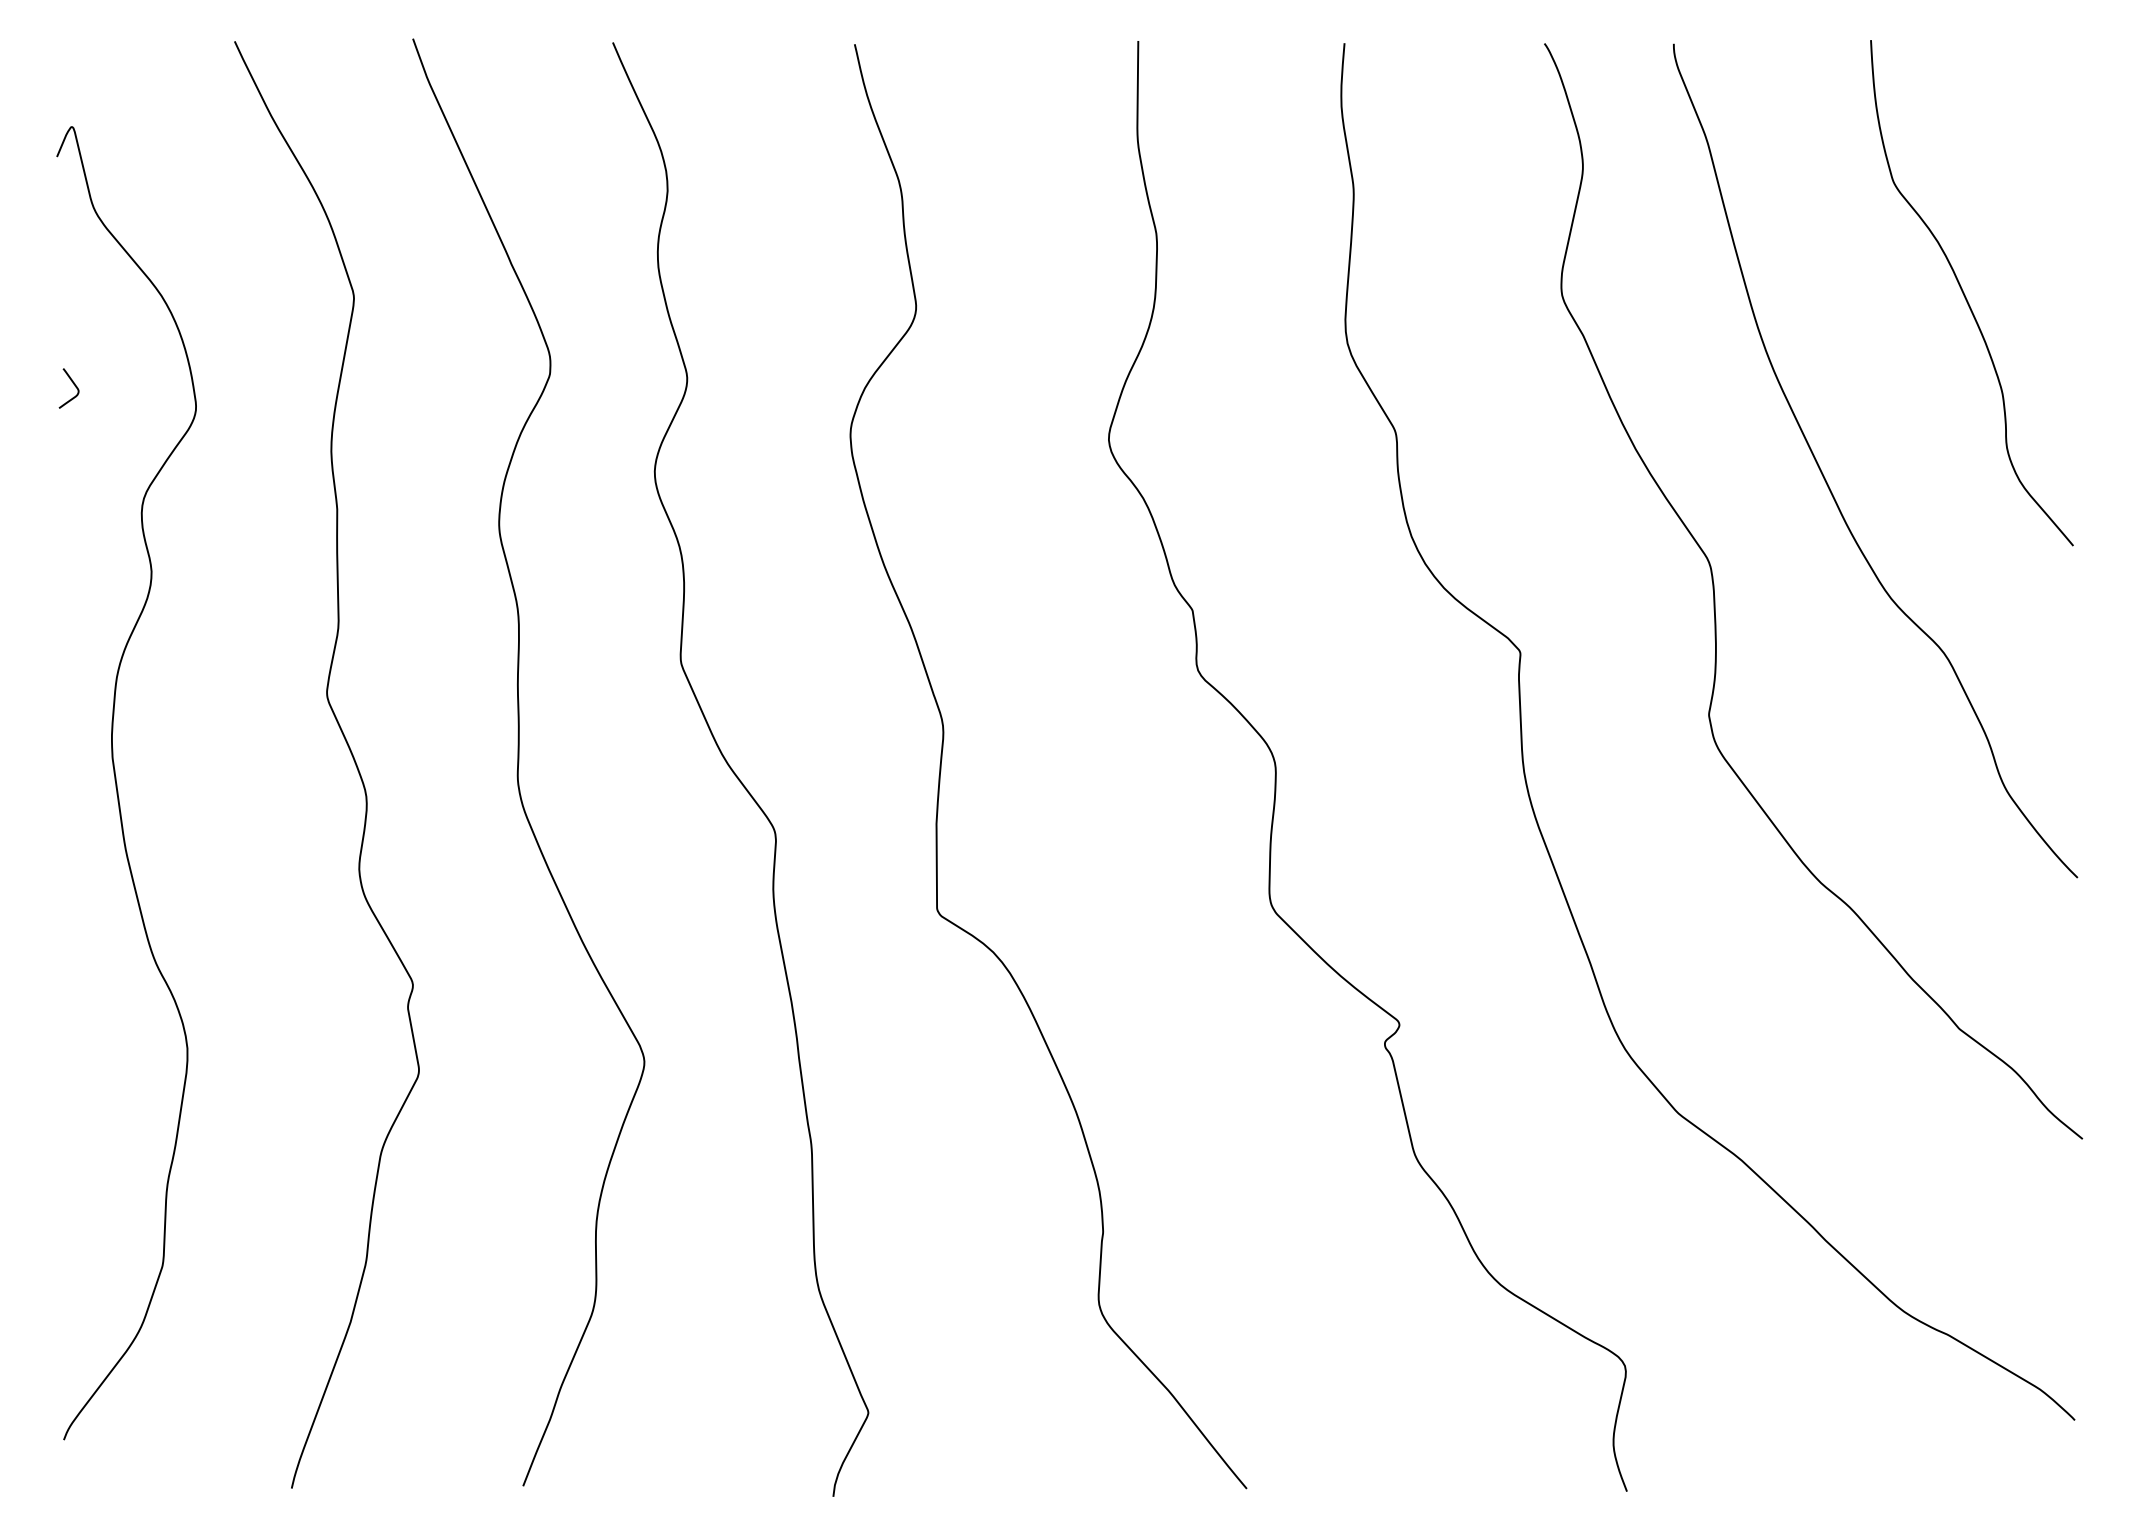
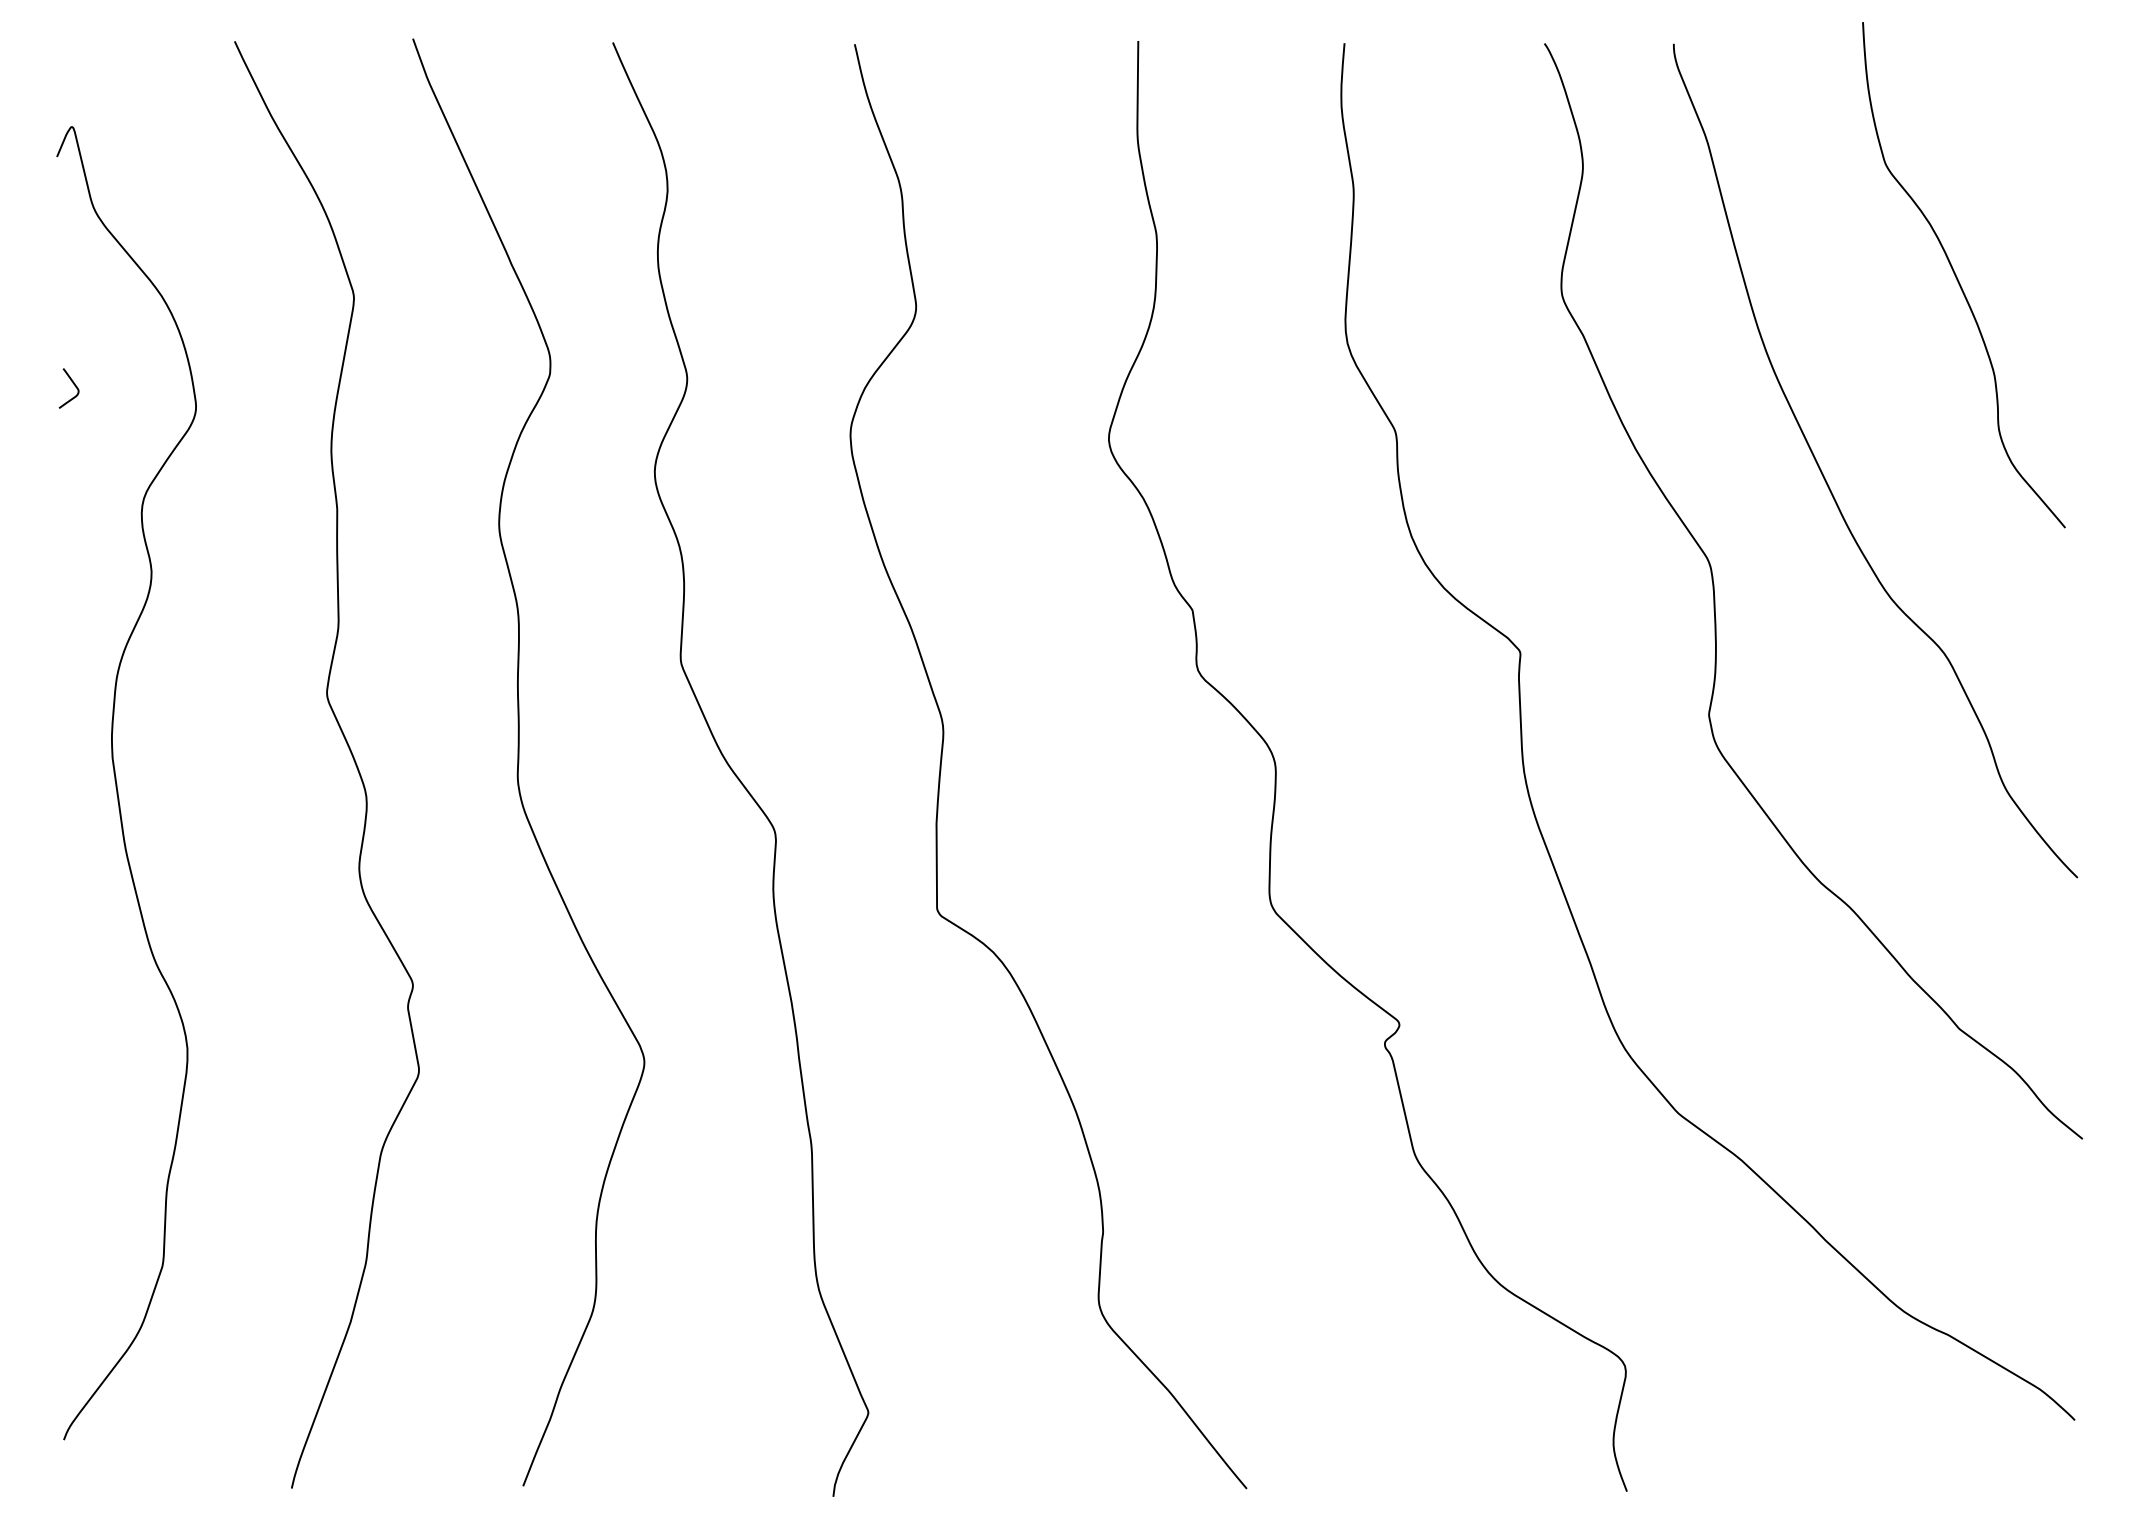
curve position: (1965, 294) -> (1957, 276) (1957, 276)
